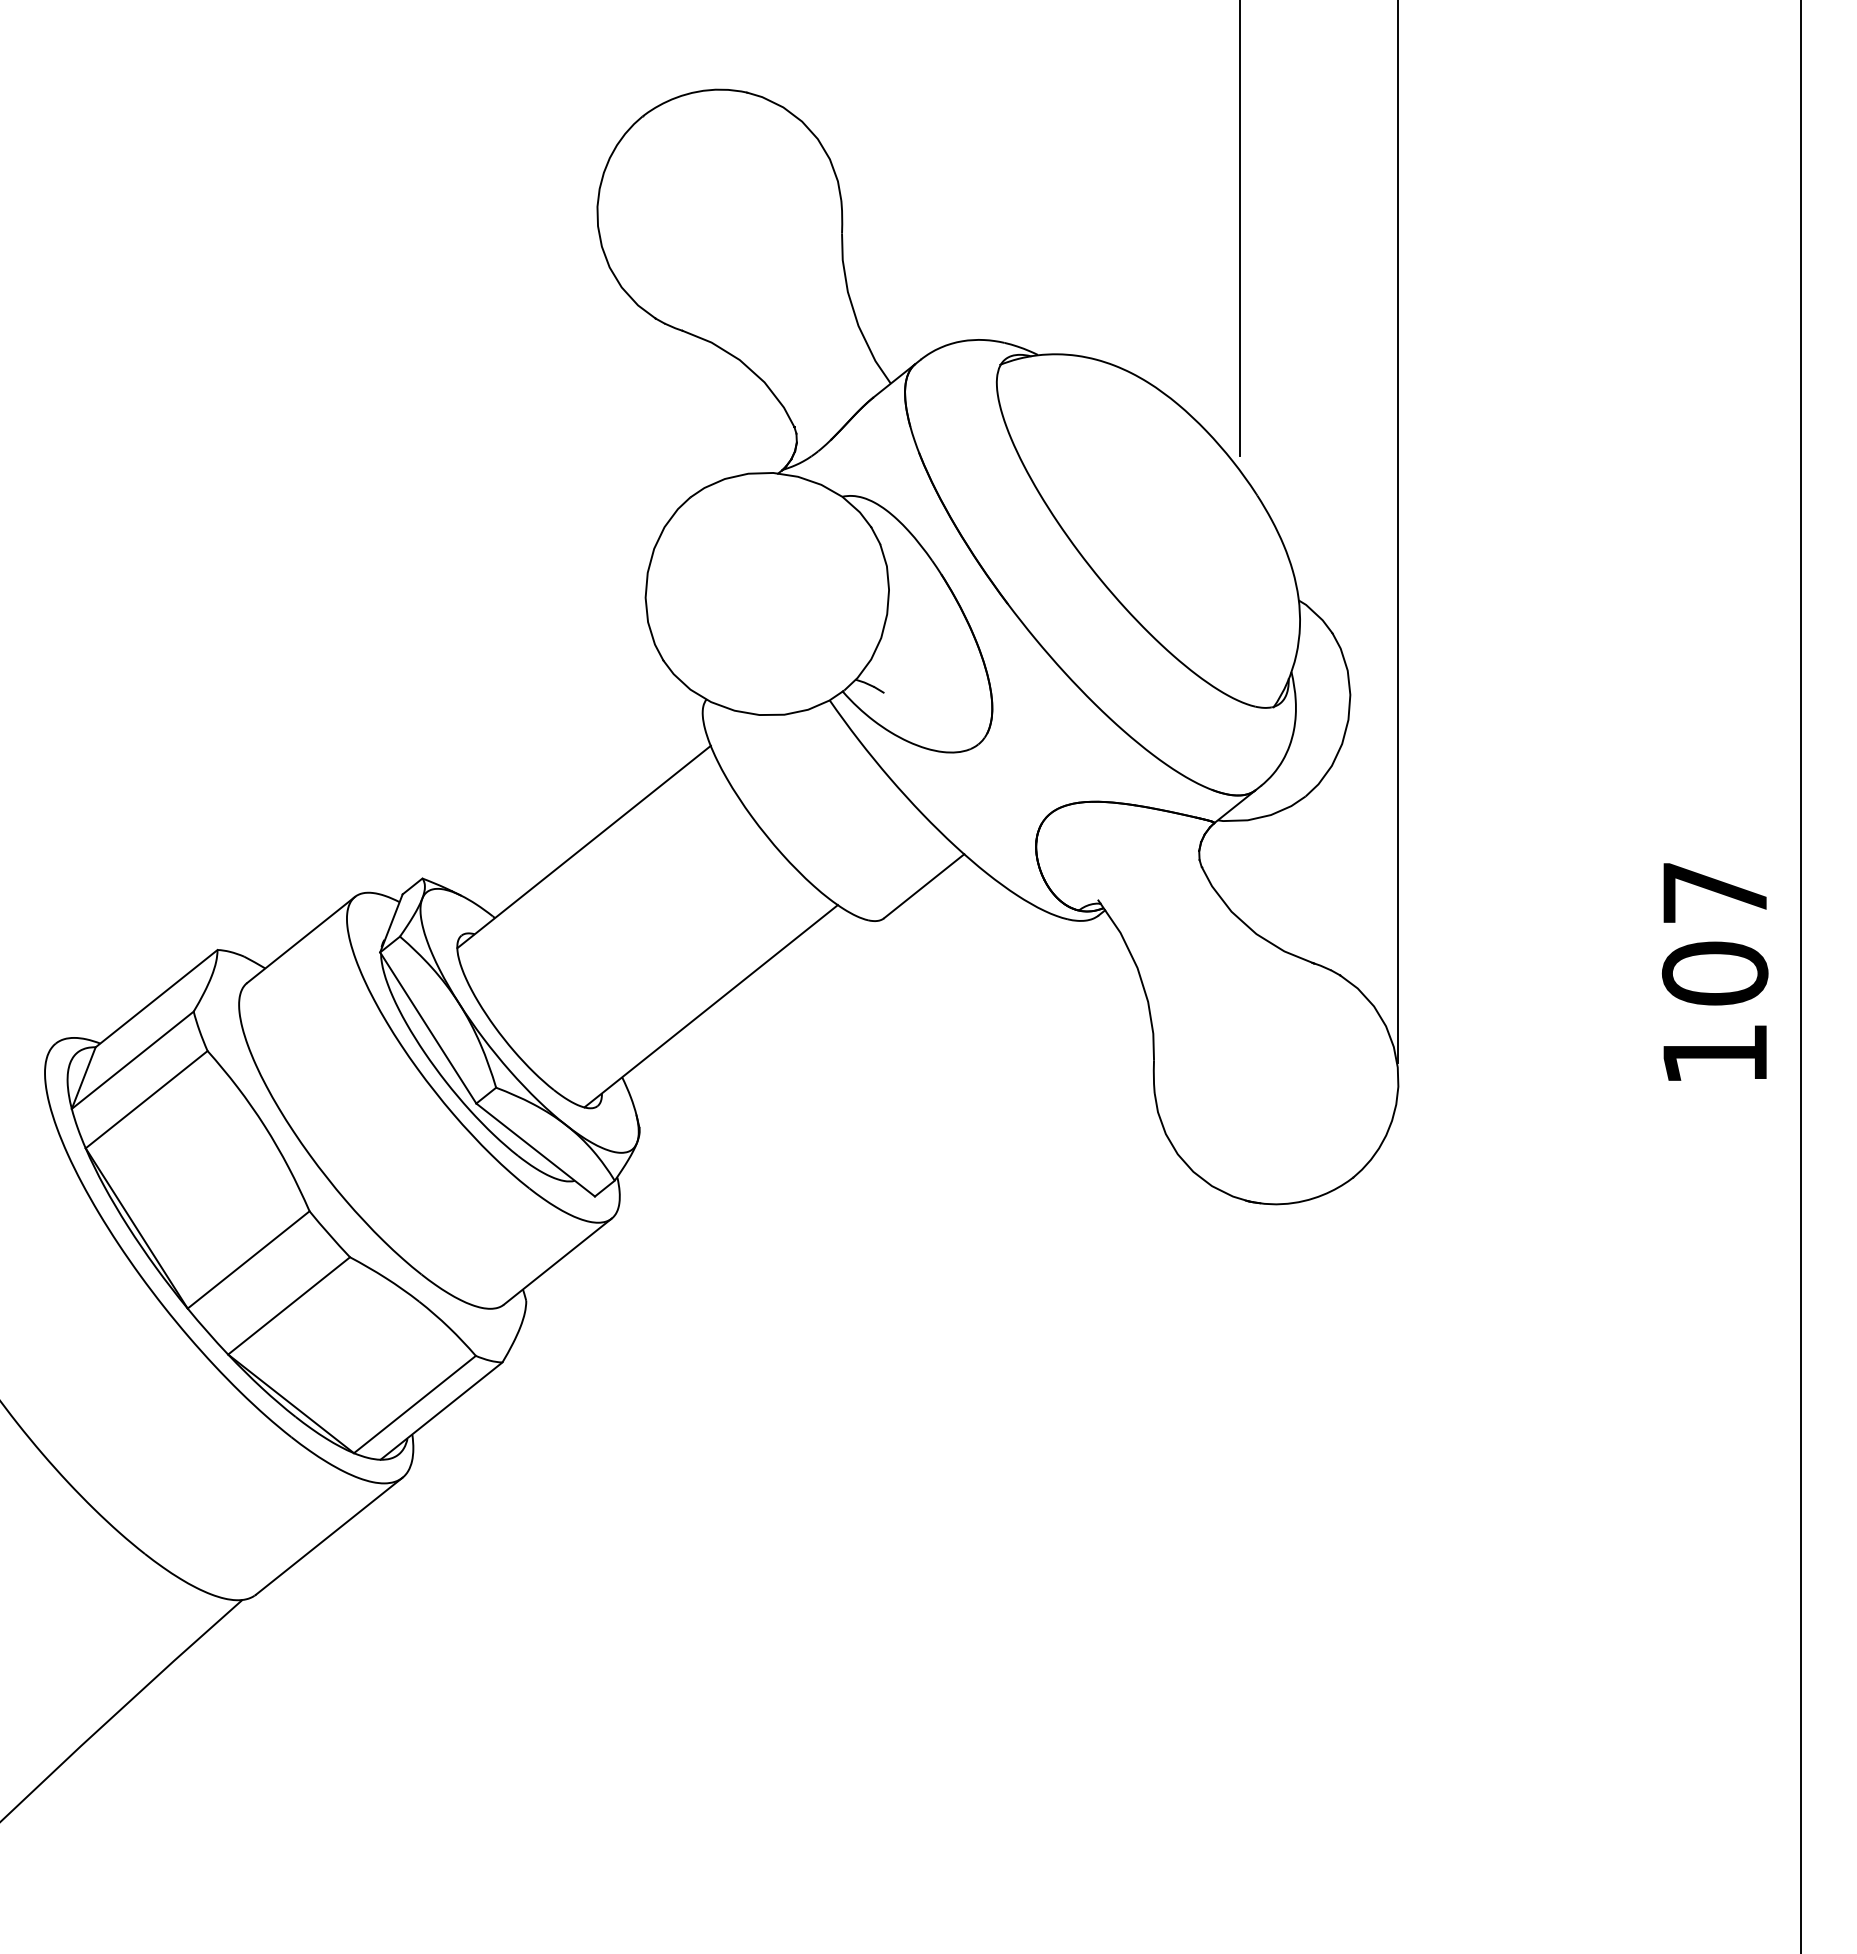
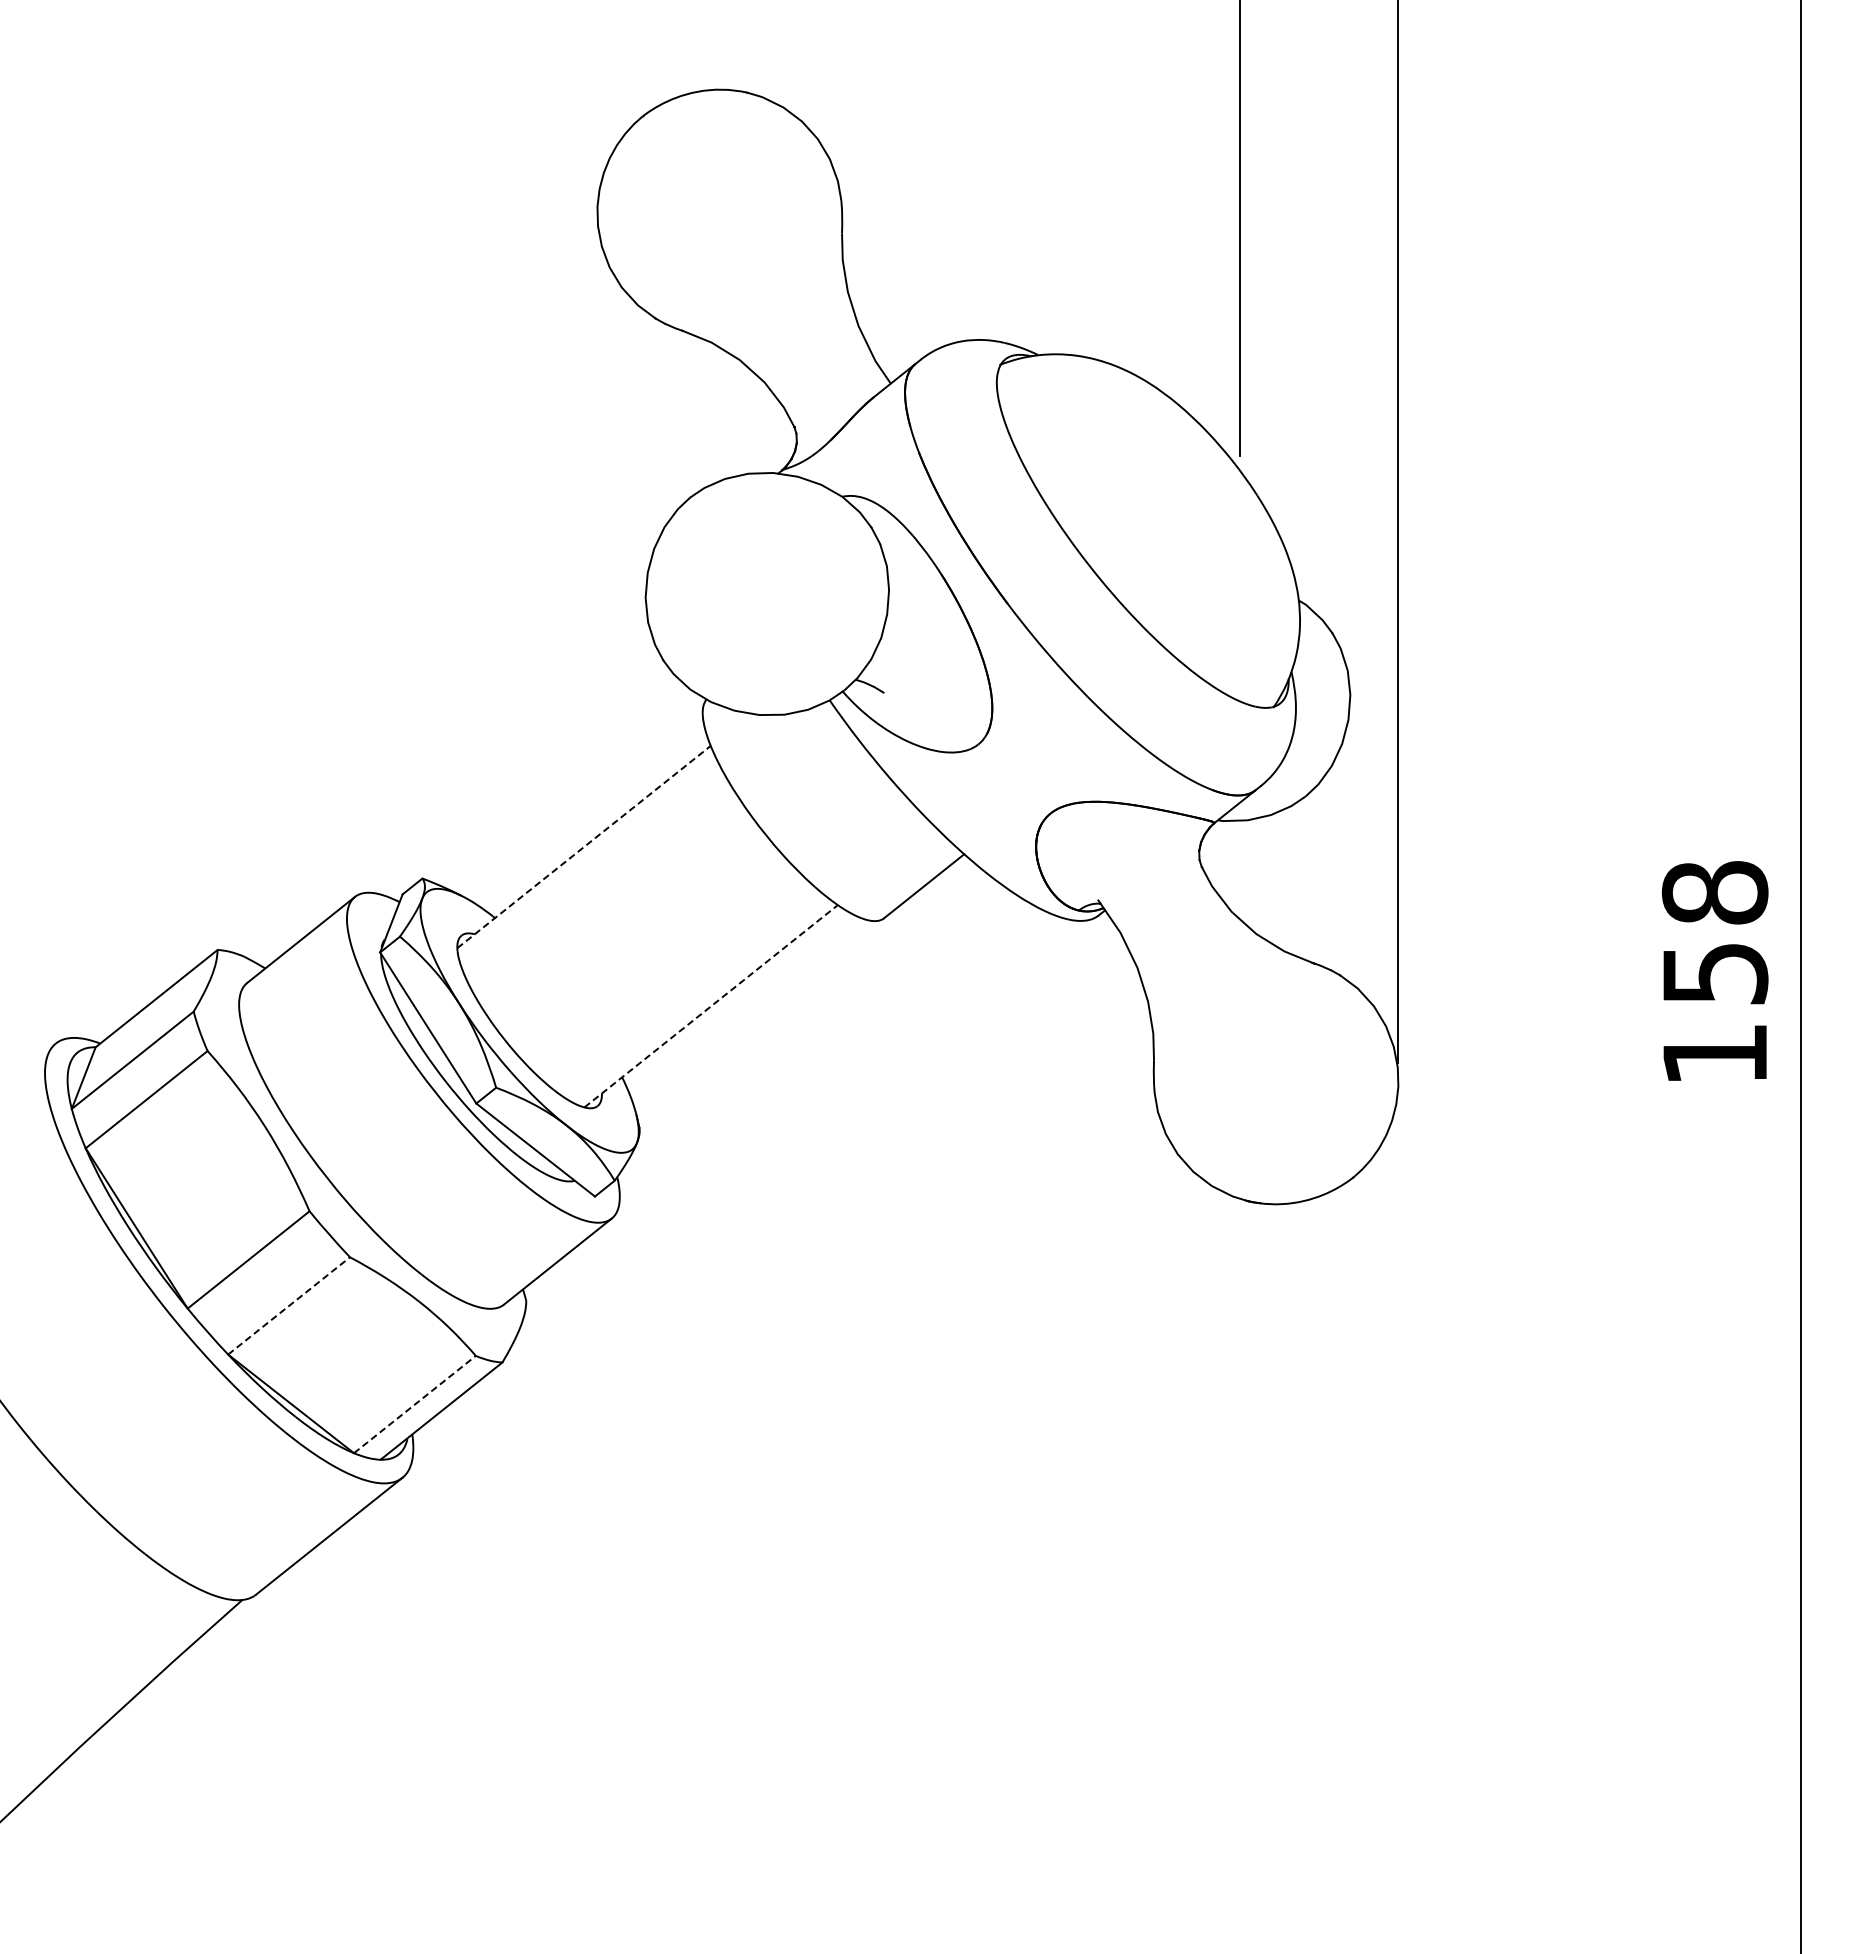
line: solid -> dashed (584, 846)
text: 107 -> 158 (1714, 933)
line: solid -> dashed (711, 1005)
line: solid -> dashed (289, 1305)
line: solid -> dashed (414, 1404)
